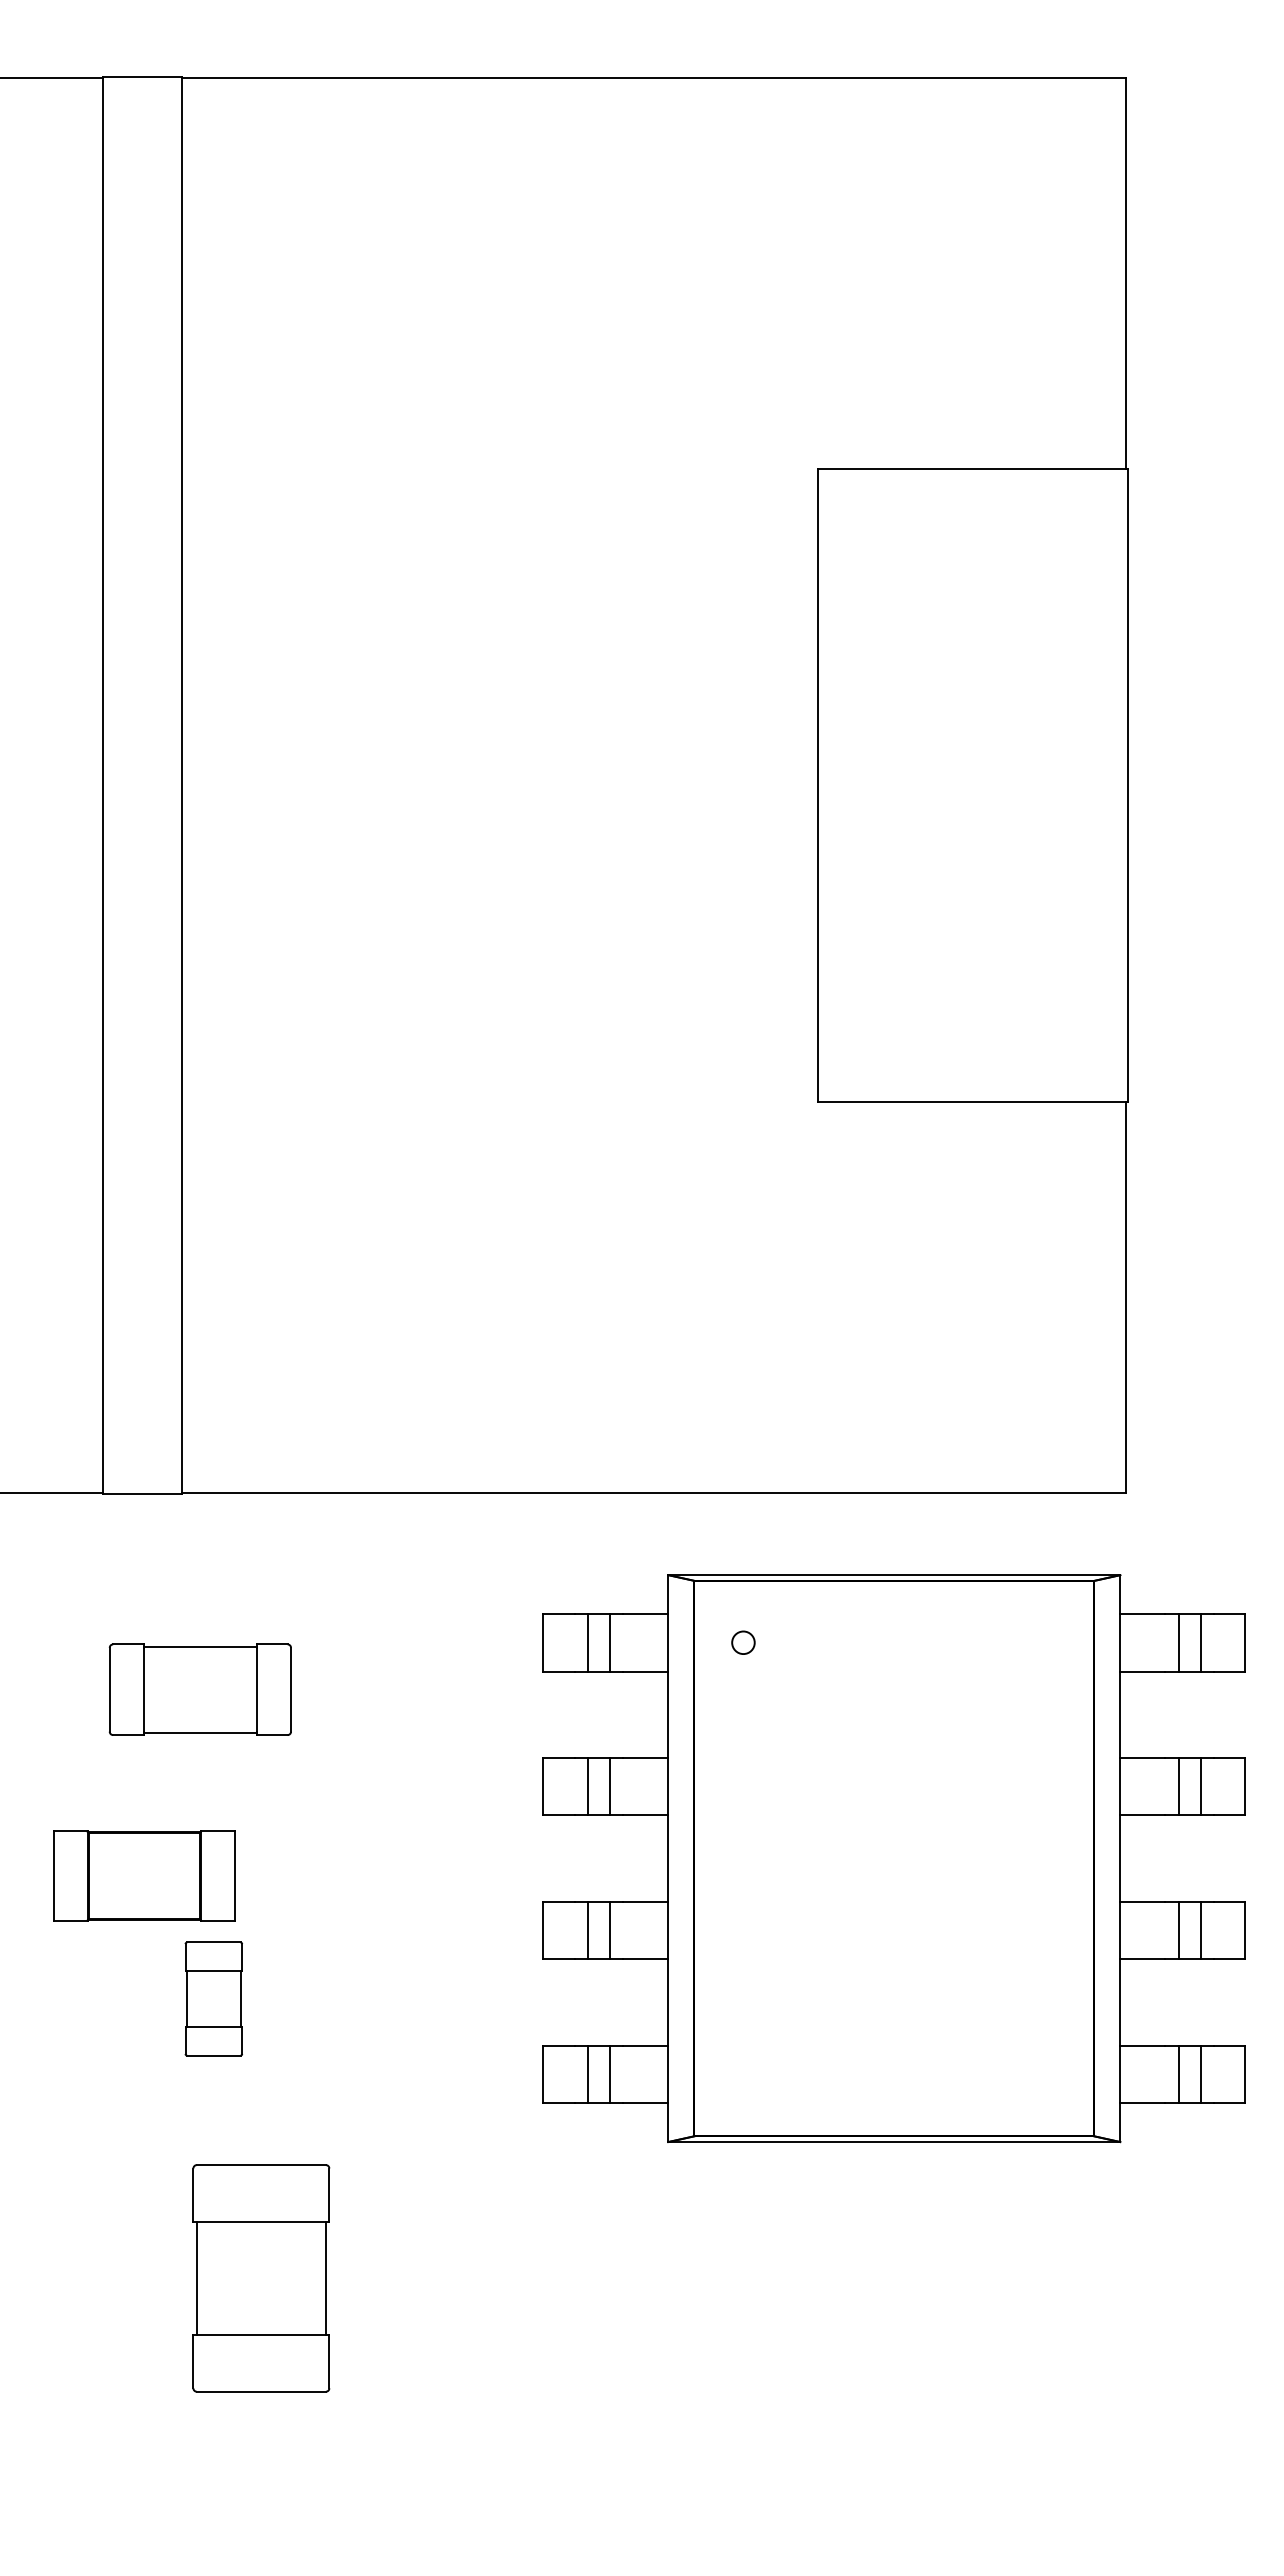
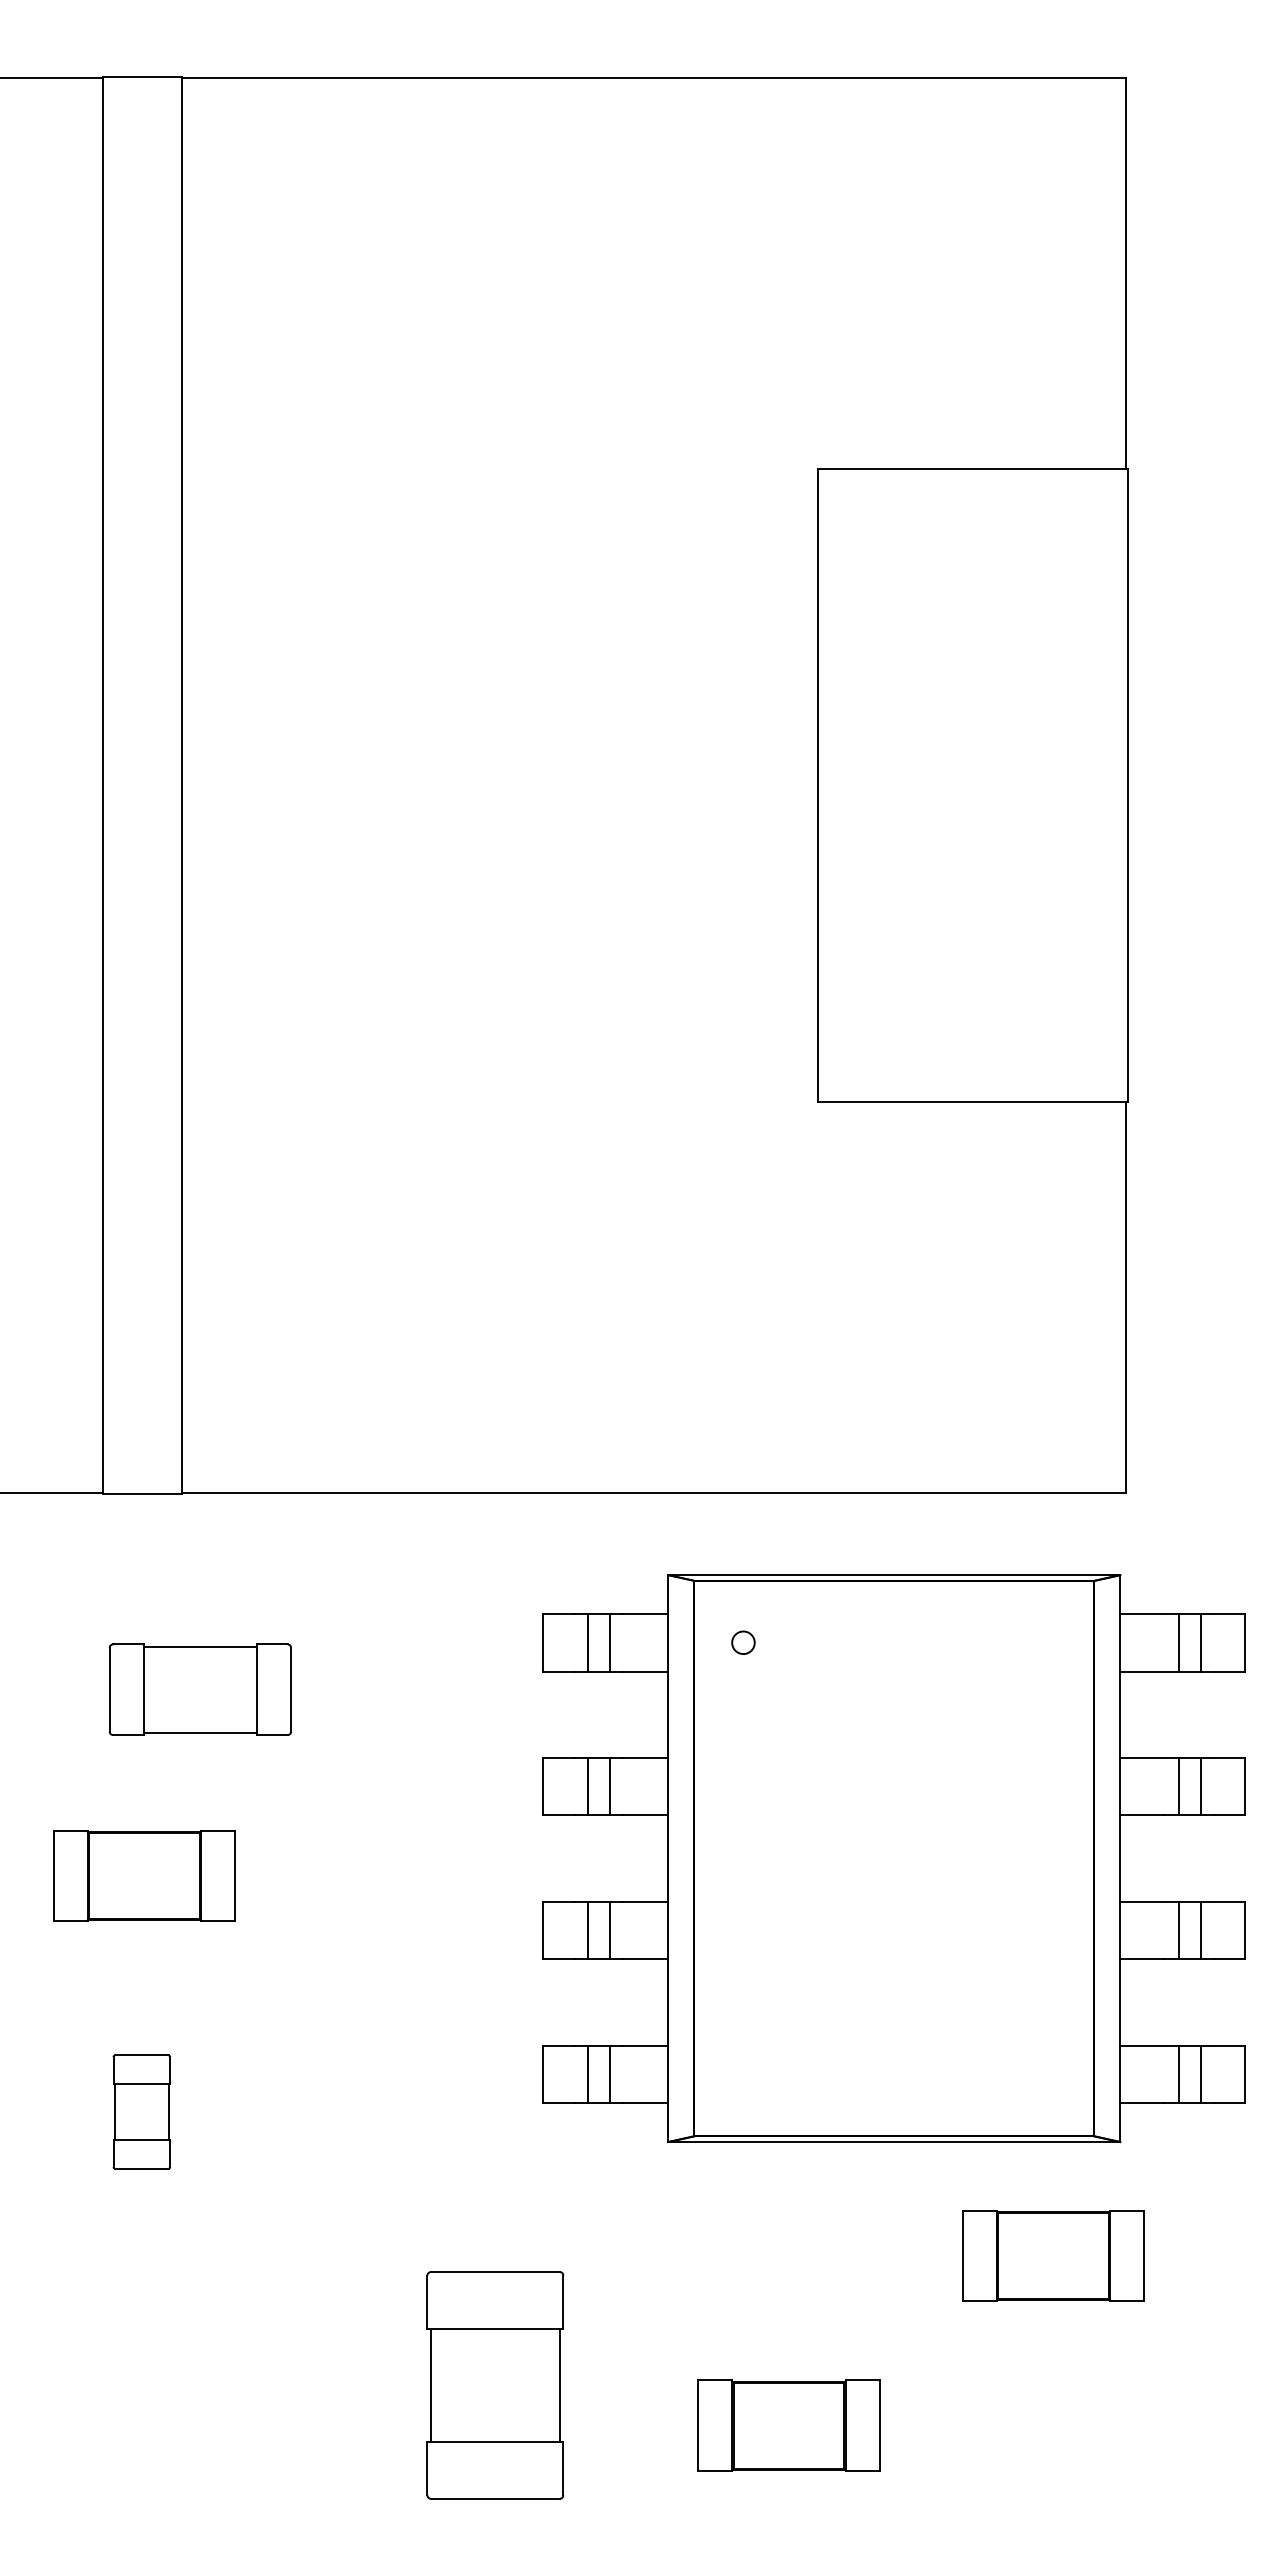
part position: (213, 1998) -> (141, 2111) (141, 2111)
part: none -> present (1053, 2255)
part position: (261, 2278) -> (495, 2385) (495, 2385)
part: none -> present (788, 2425)
